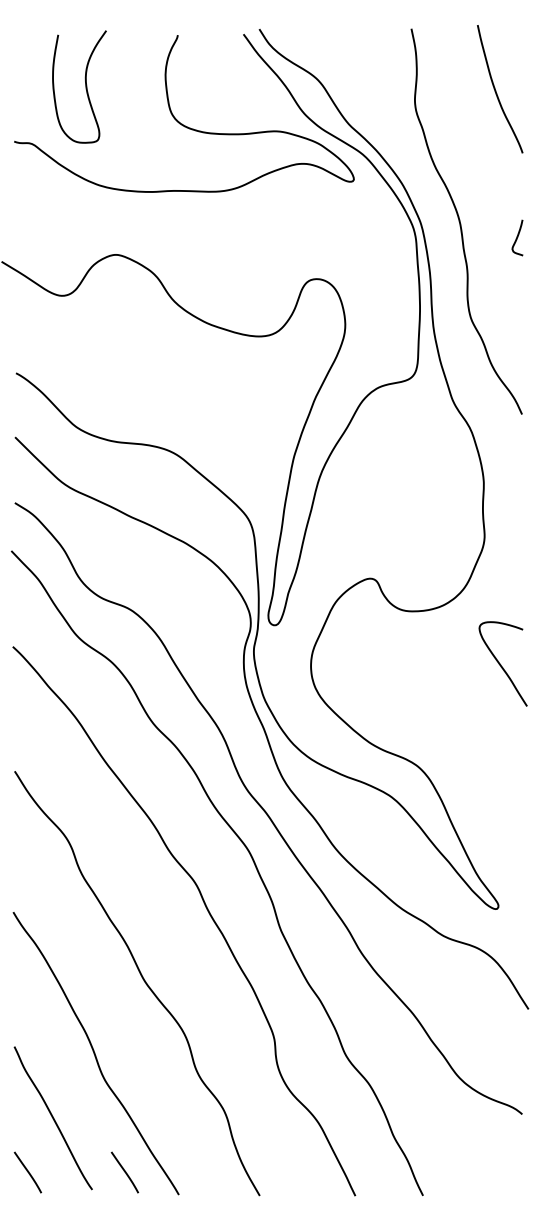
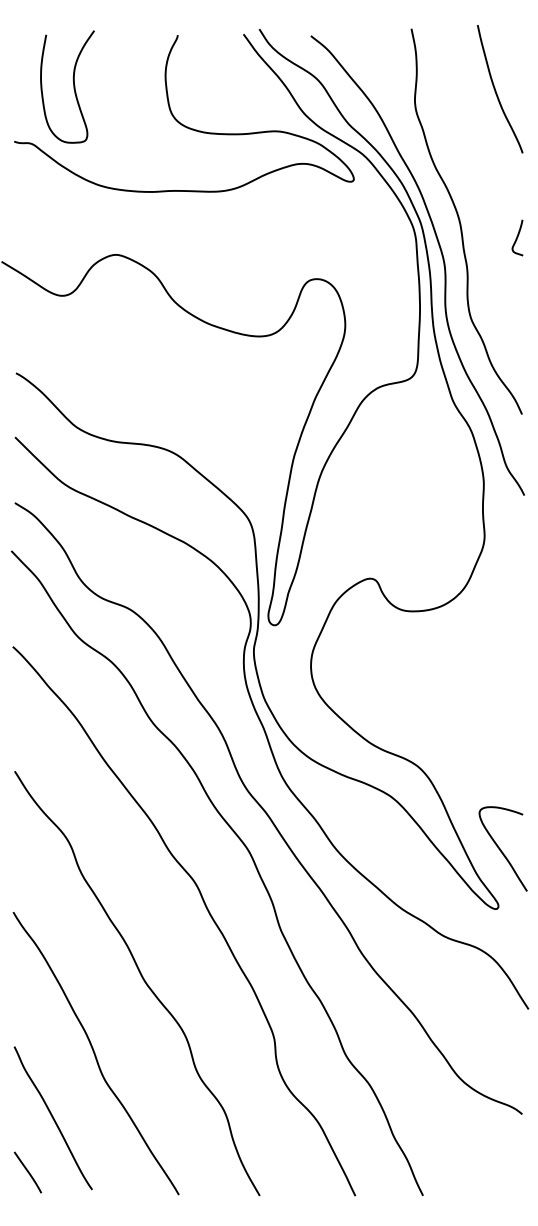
curve position: (85, 86) -> (73, 86) (73, 86)
curve: none -> present (442, 260)
curve position: (501, 664) -> (501, 849) (501, 849)
line: present -> none (124, 1172)
